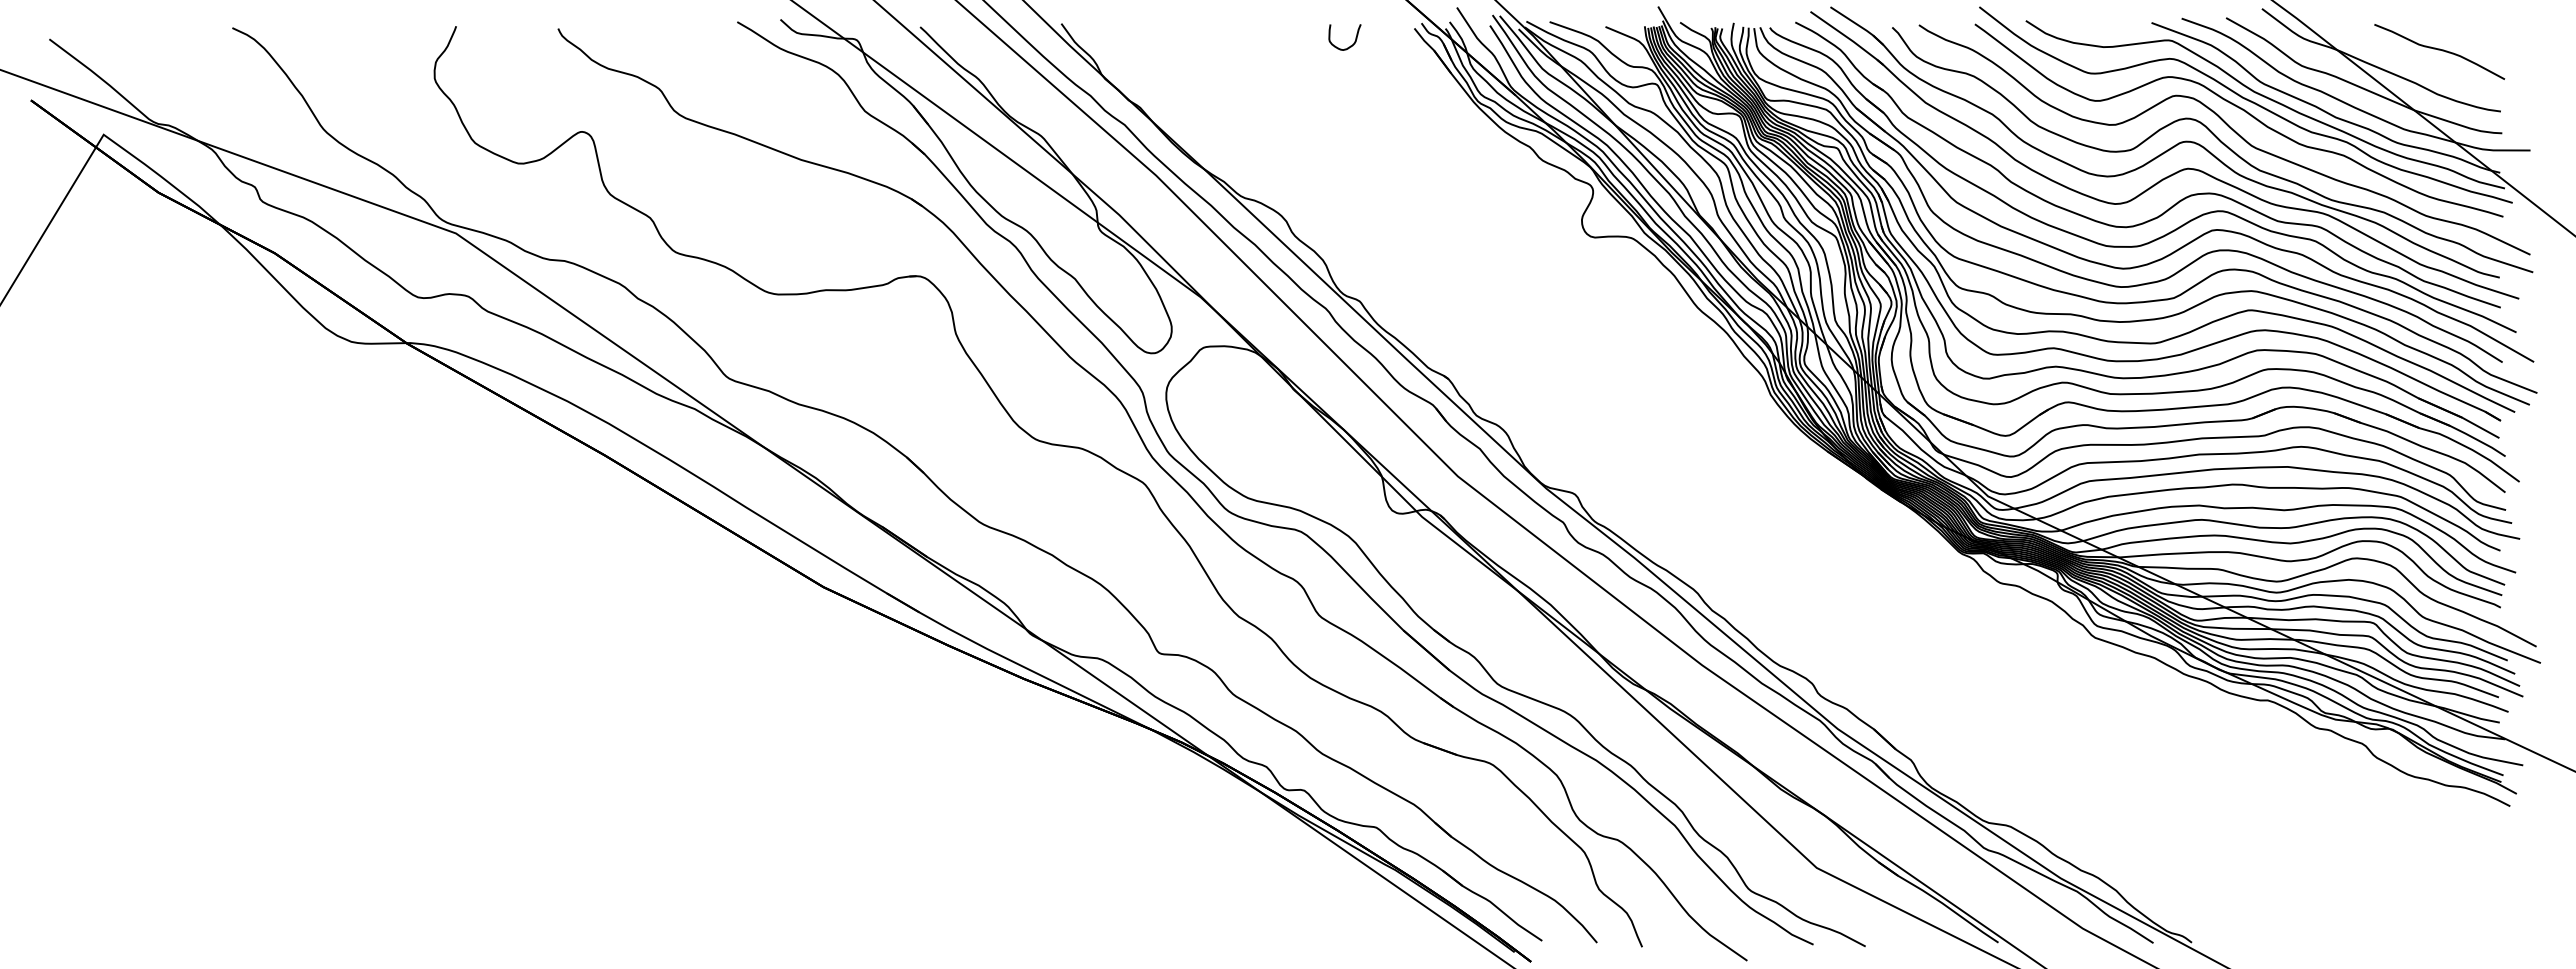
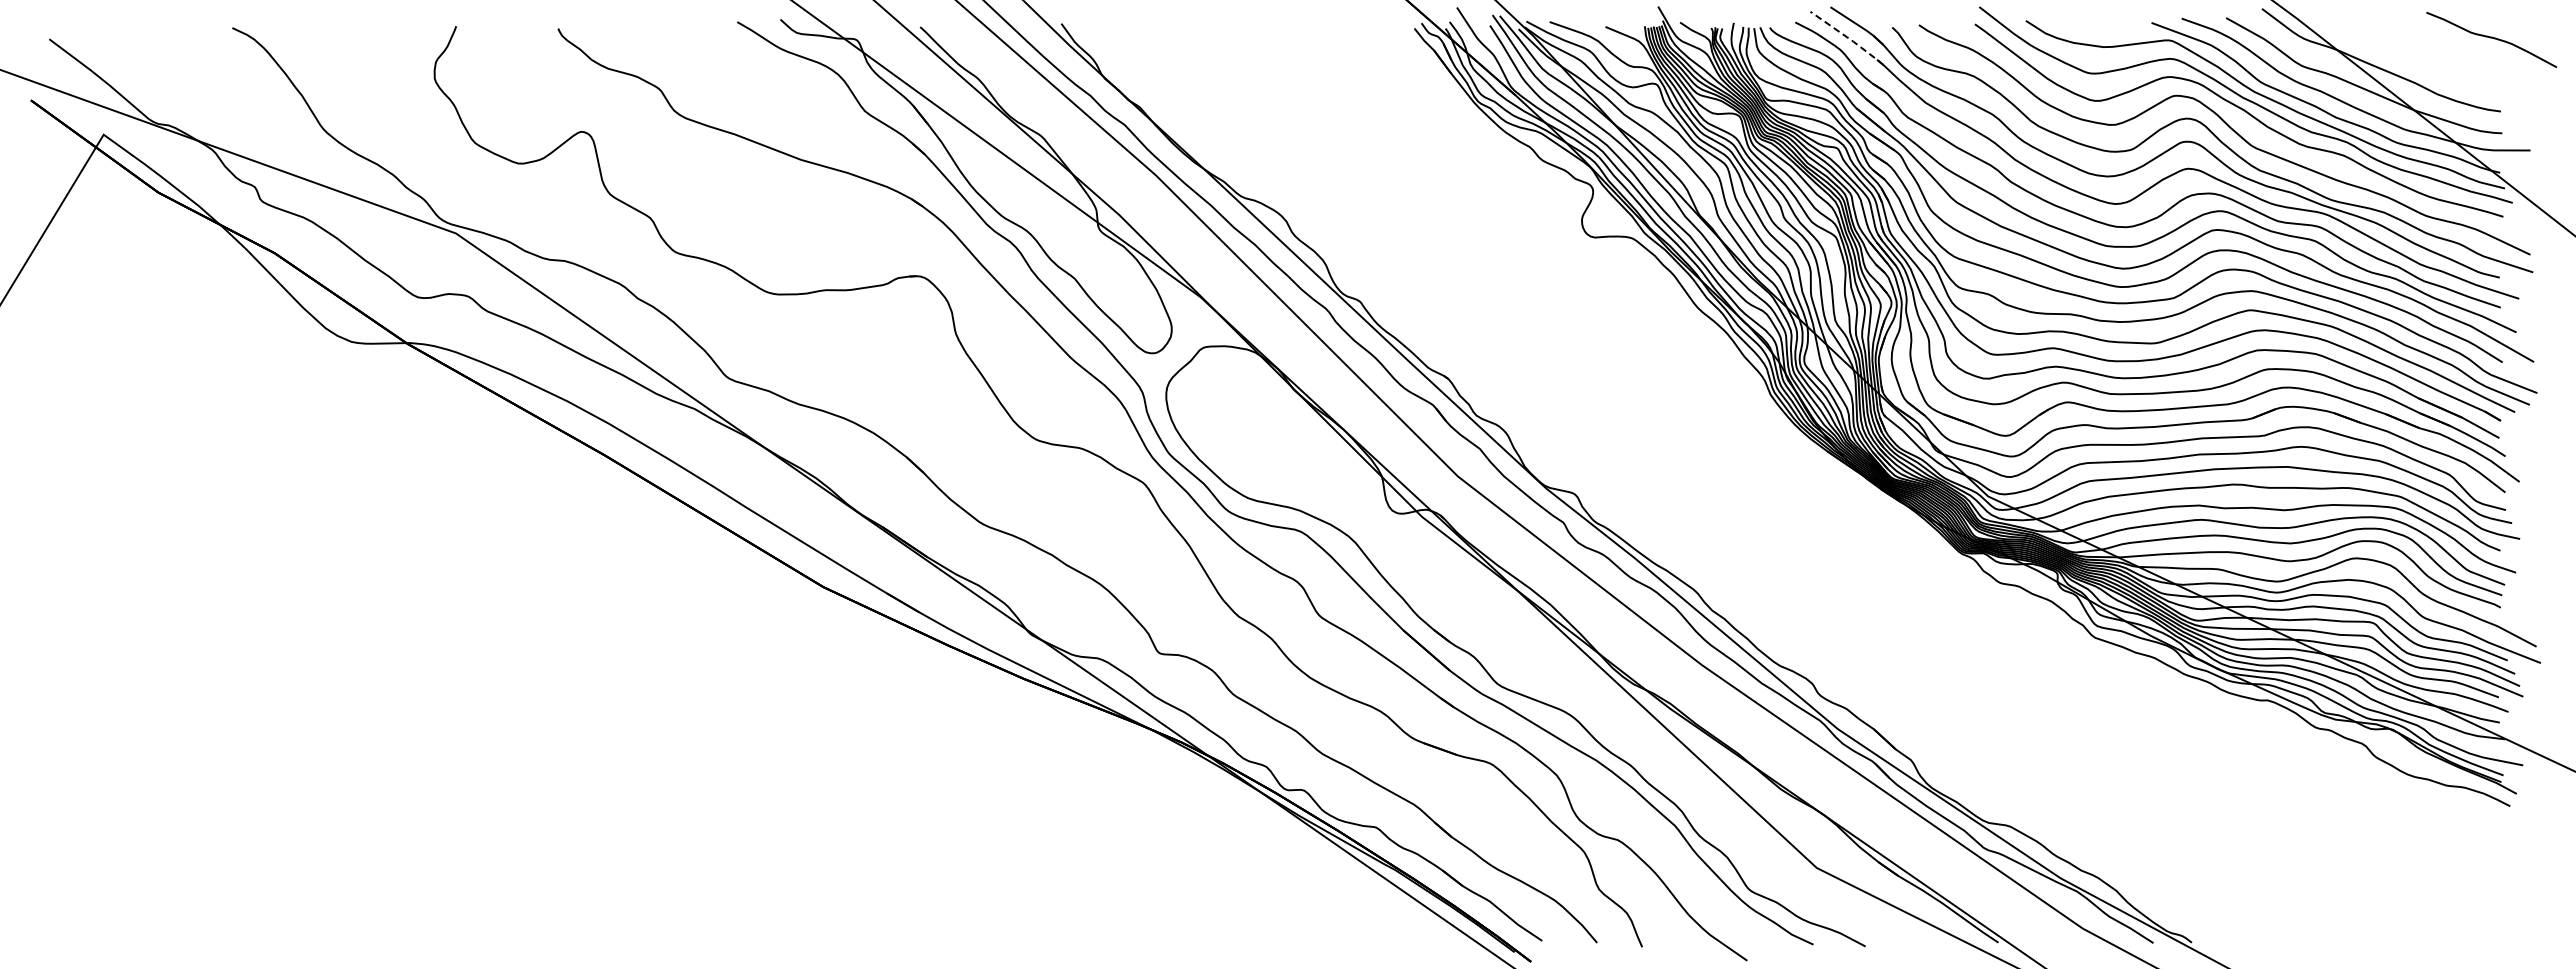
line: solid -> dashed (1848, 38)
curve: present -> none (1350, 45)
curve position: (2439, 50) -> (2491, 38) (2491, 38)
